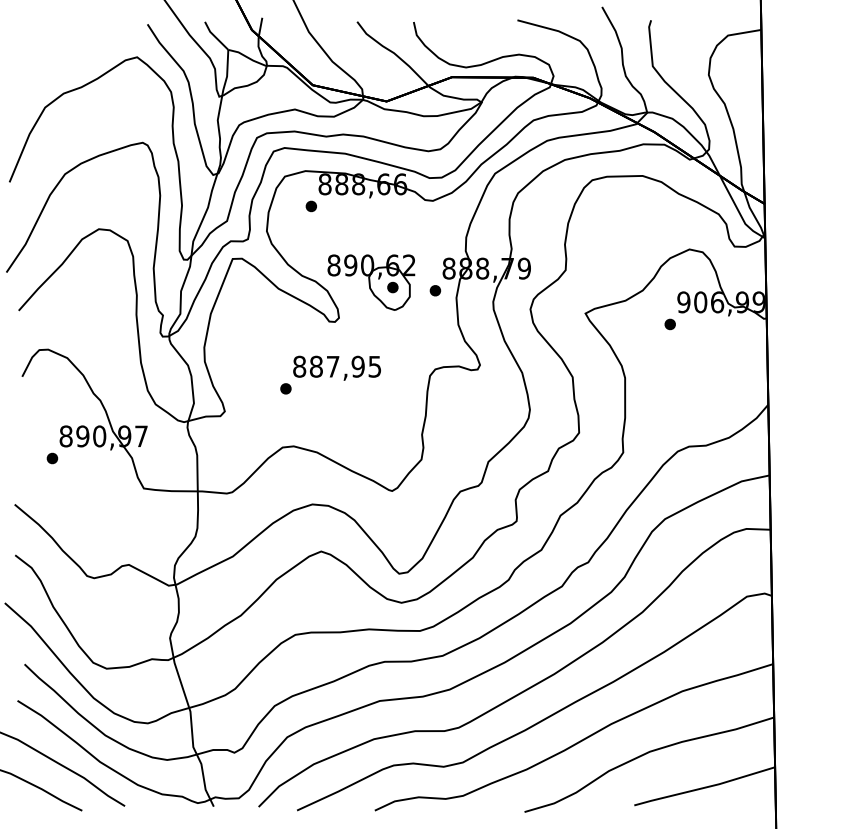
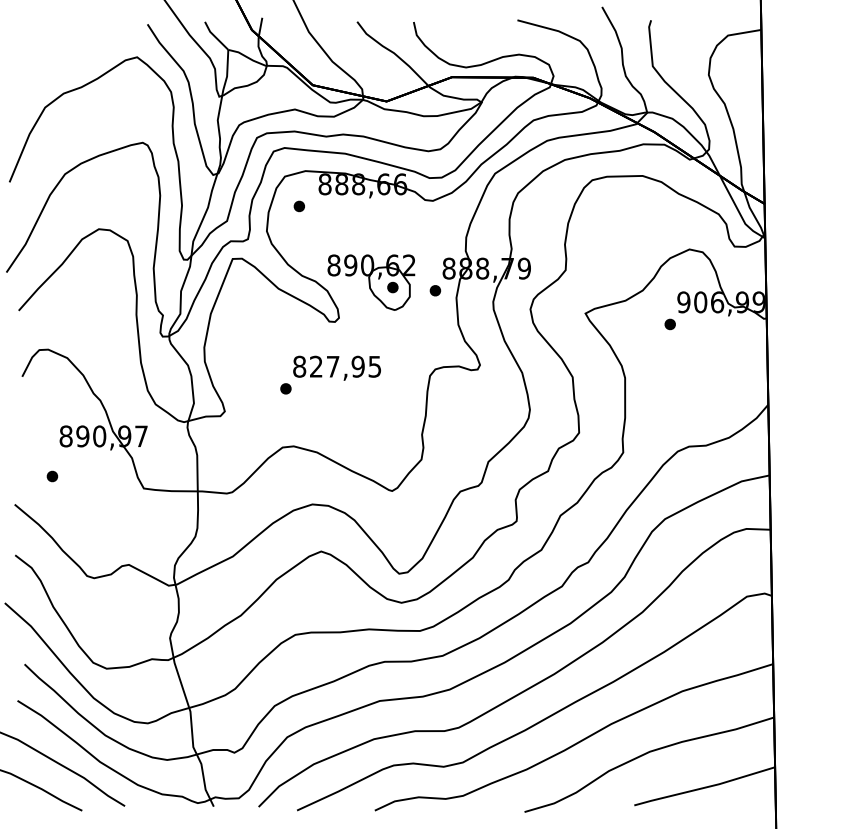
part position: (310, 206) -> (298, 206) (298, 206)
text: 887,95 -> 827,95 (315, 366)
part position: (52, 458) -> (52, 476) (52, 476)
